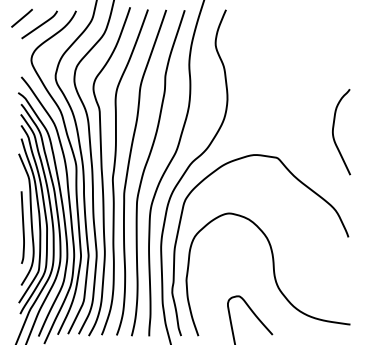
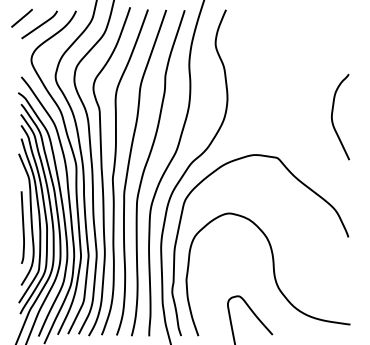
curve position: (333, 132) -> (332, 117) (332, 117)
